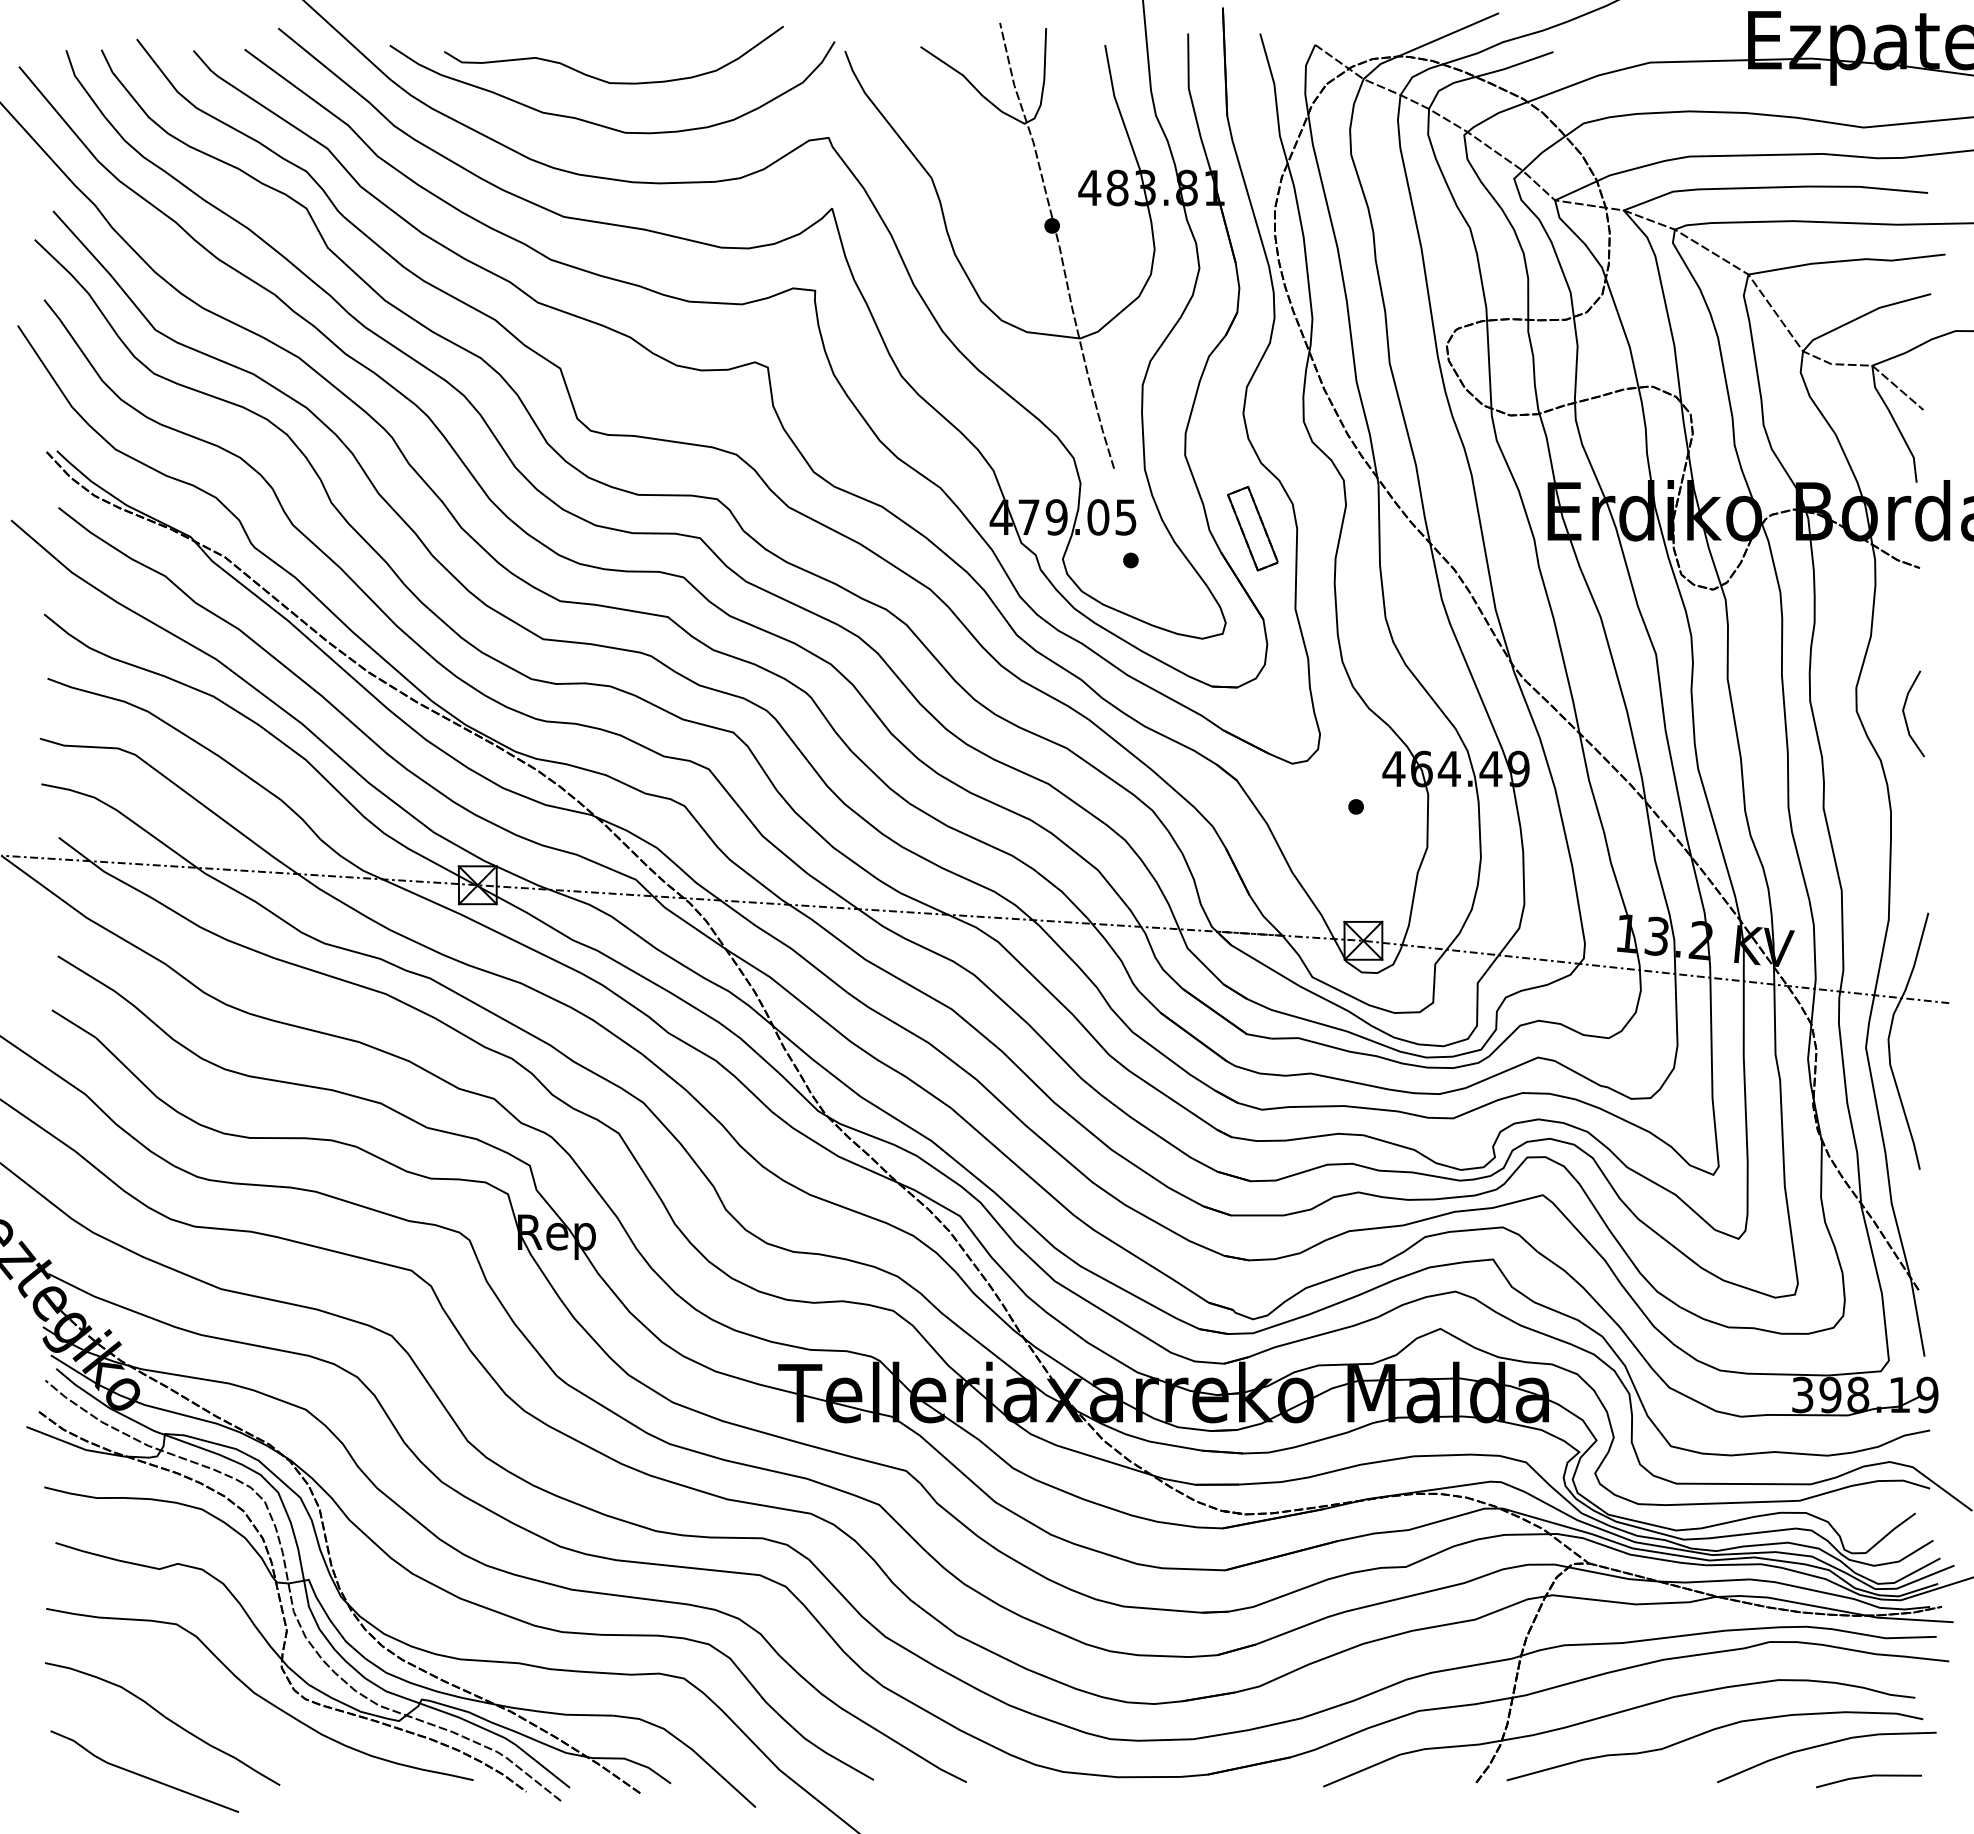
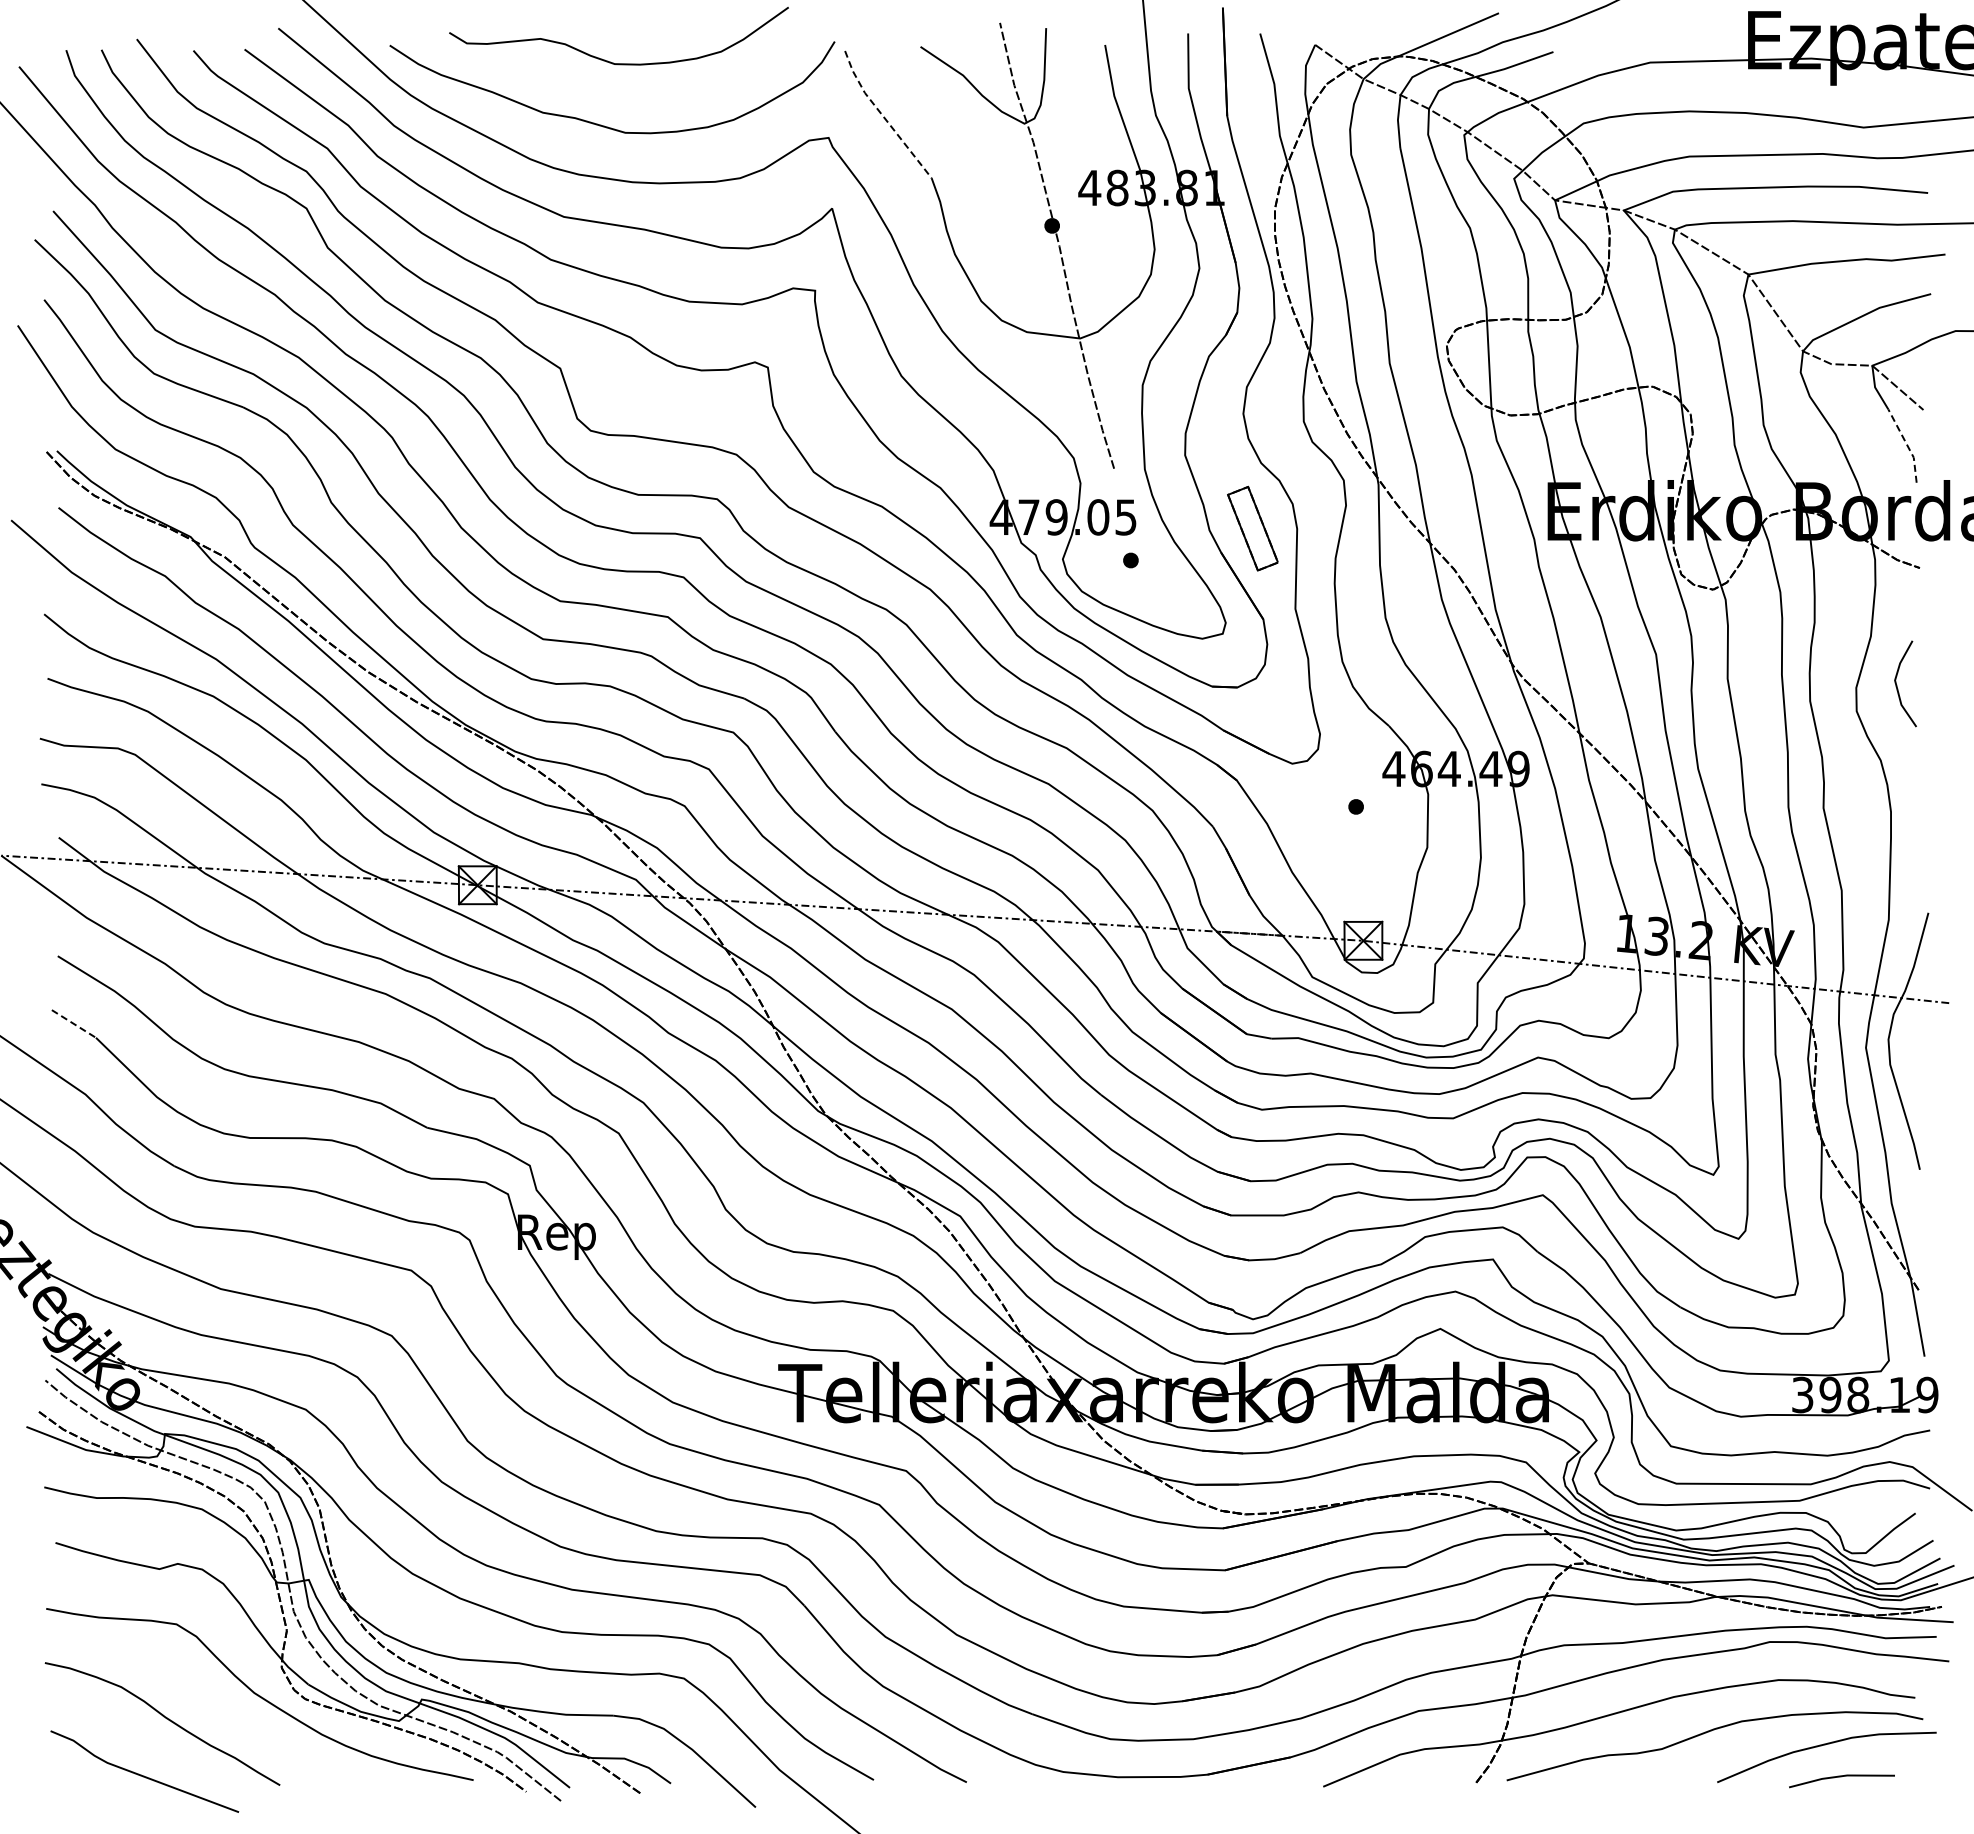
curve position: (605, 80) -> (610, 61) (610, 61)
line: solid -> dashed (883, 116)
line: solid -> dashed (1907, 445)
line position: (1905, 715) -> (1897, 685) (1897, 685)
line: solid -> dashed (74, 1024)
line position: (1868, 1777) -> (1841, 1777) (1841, 1777)
